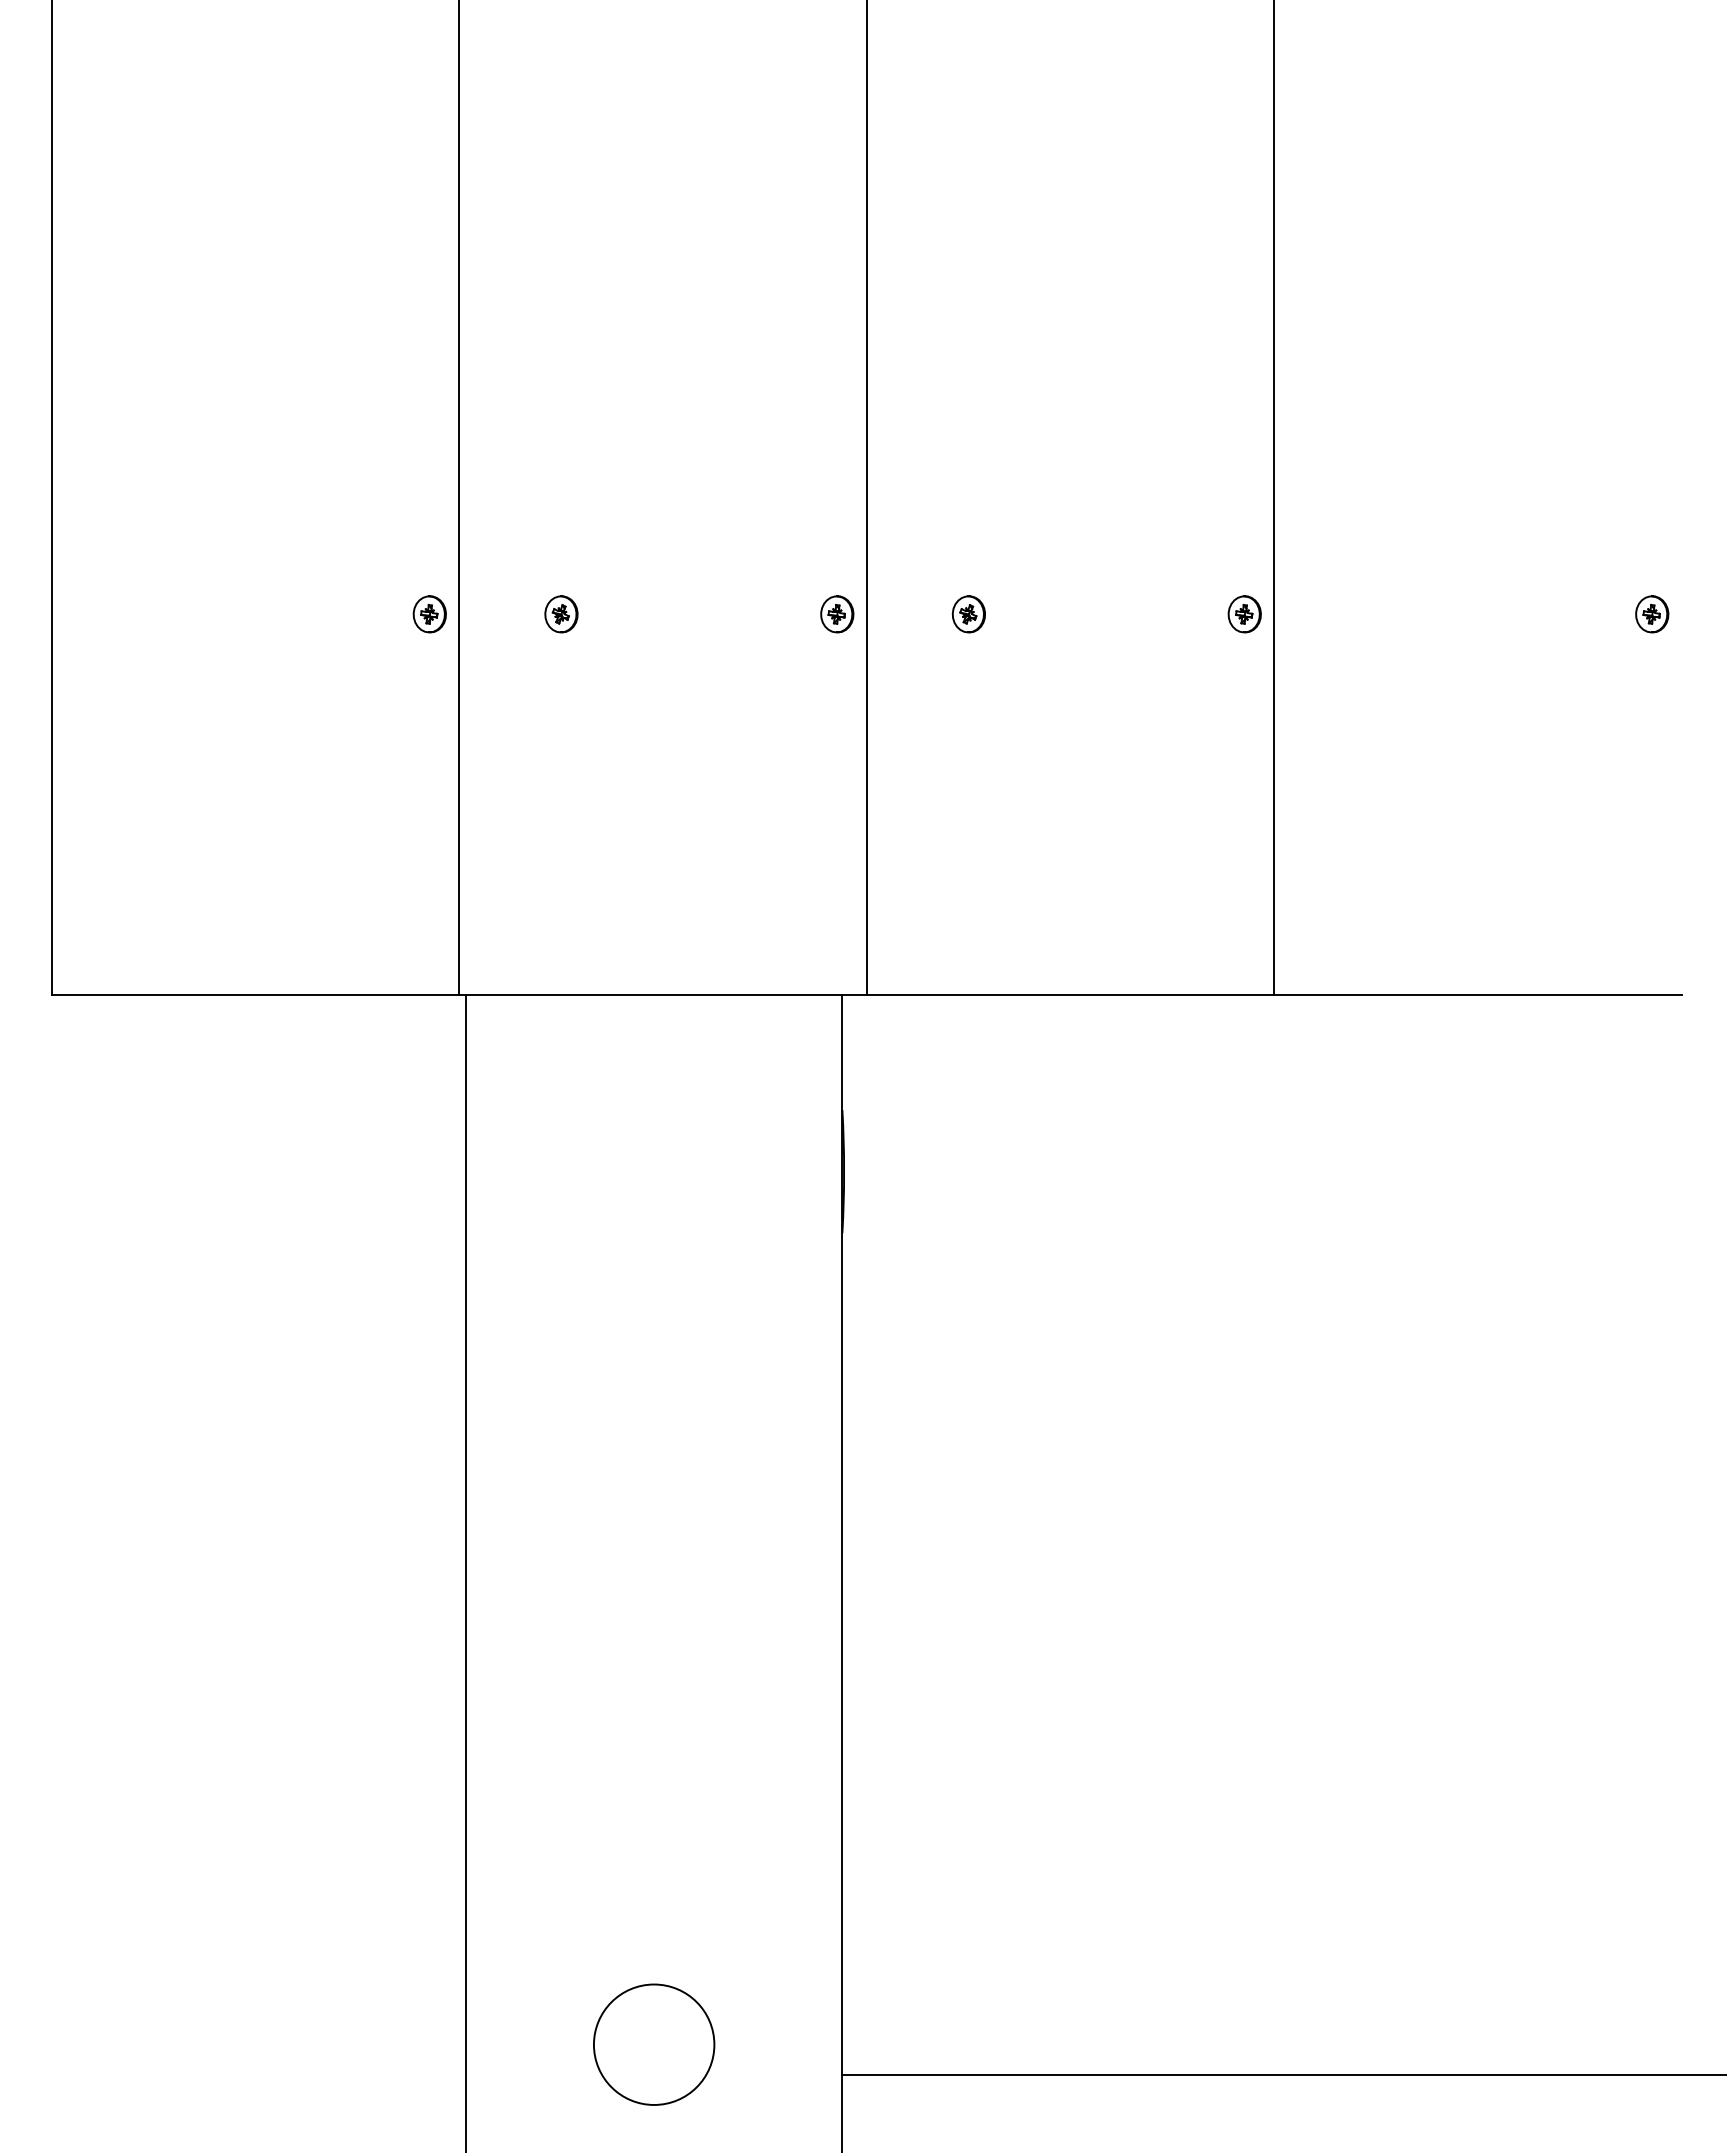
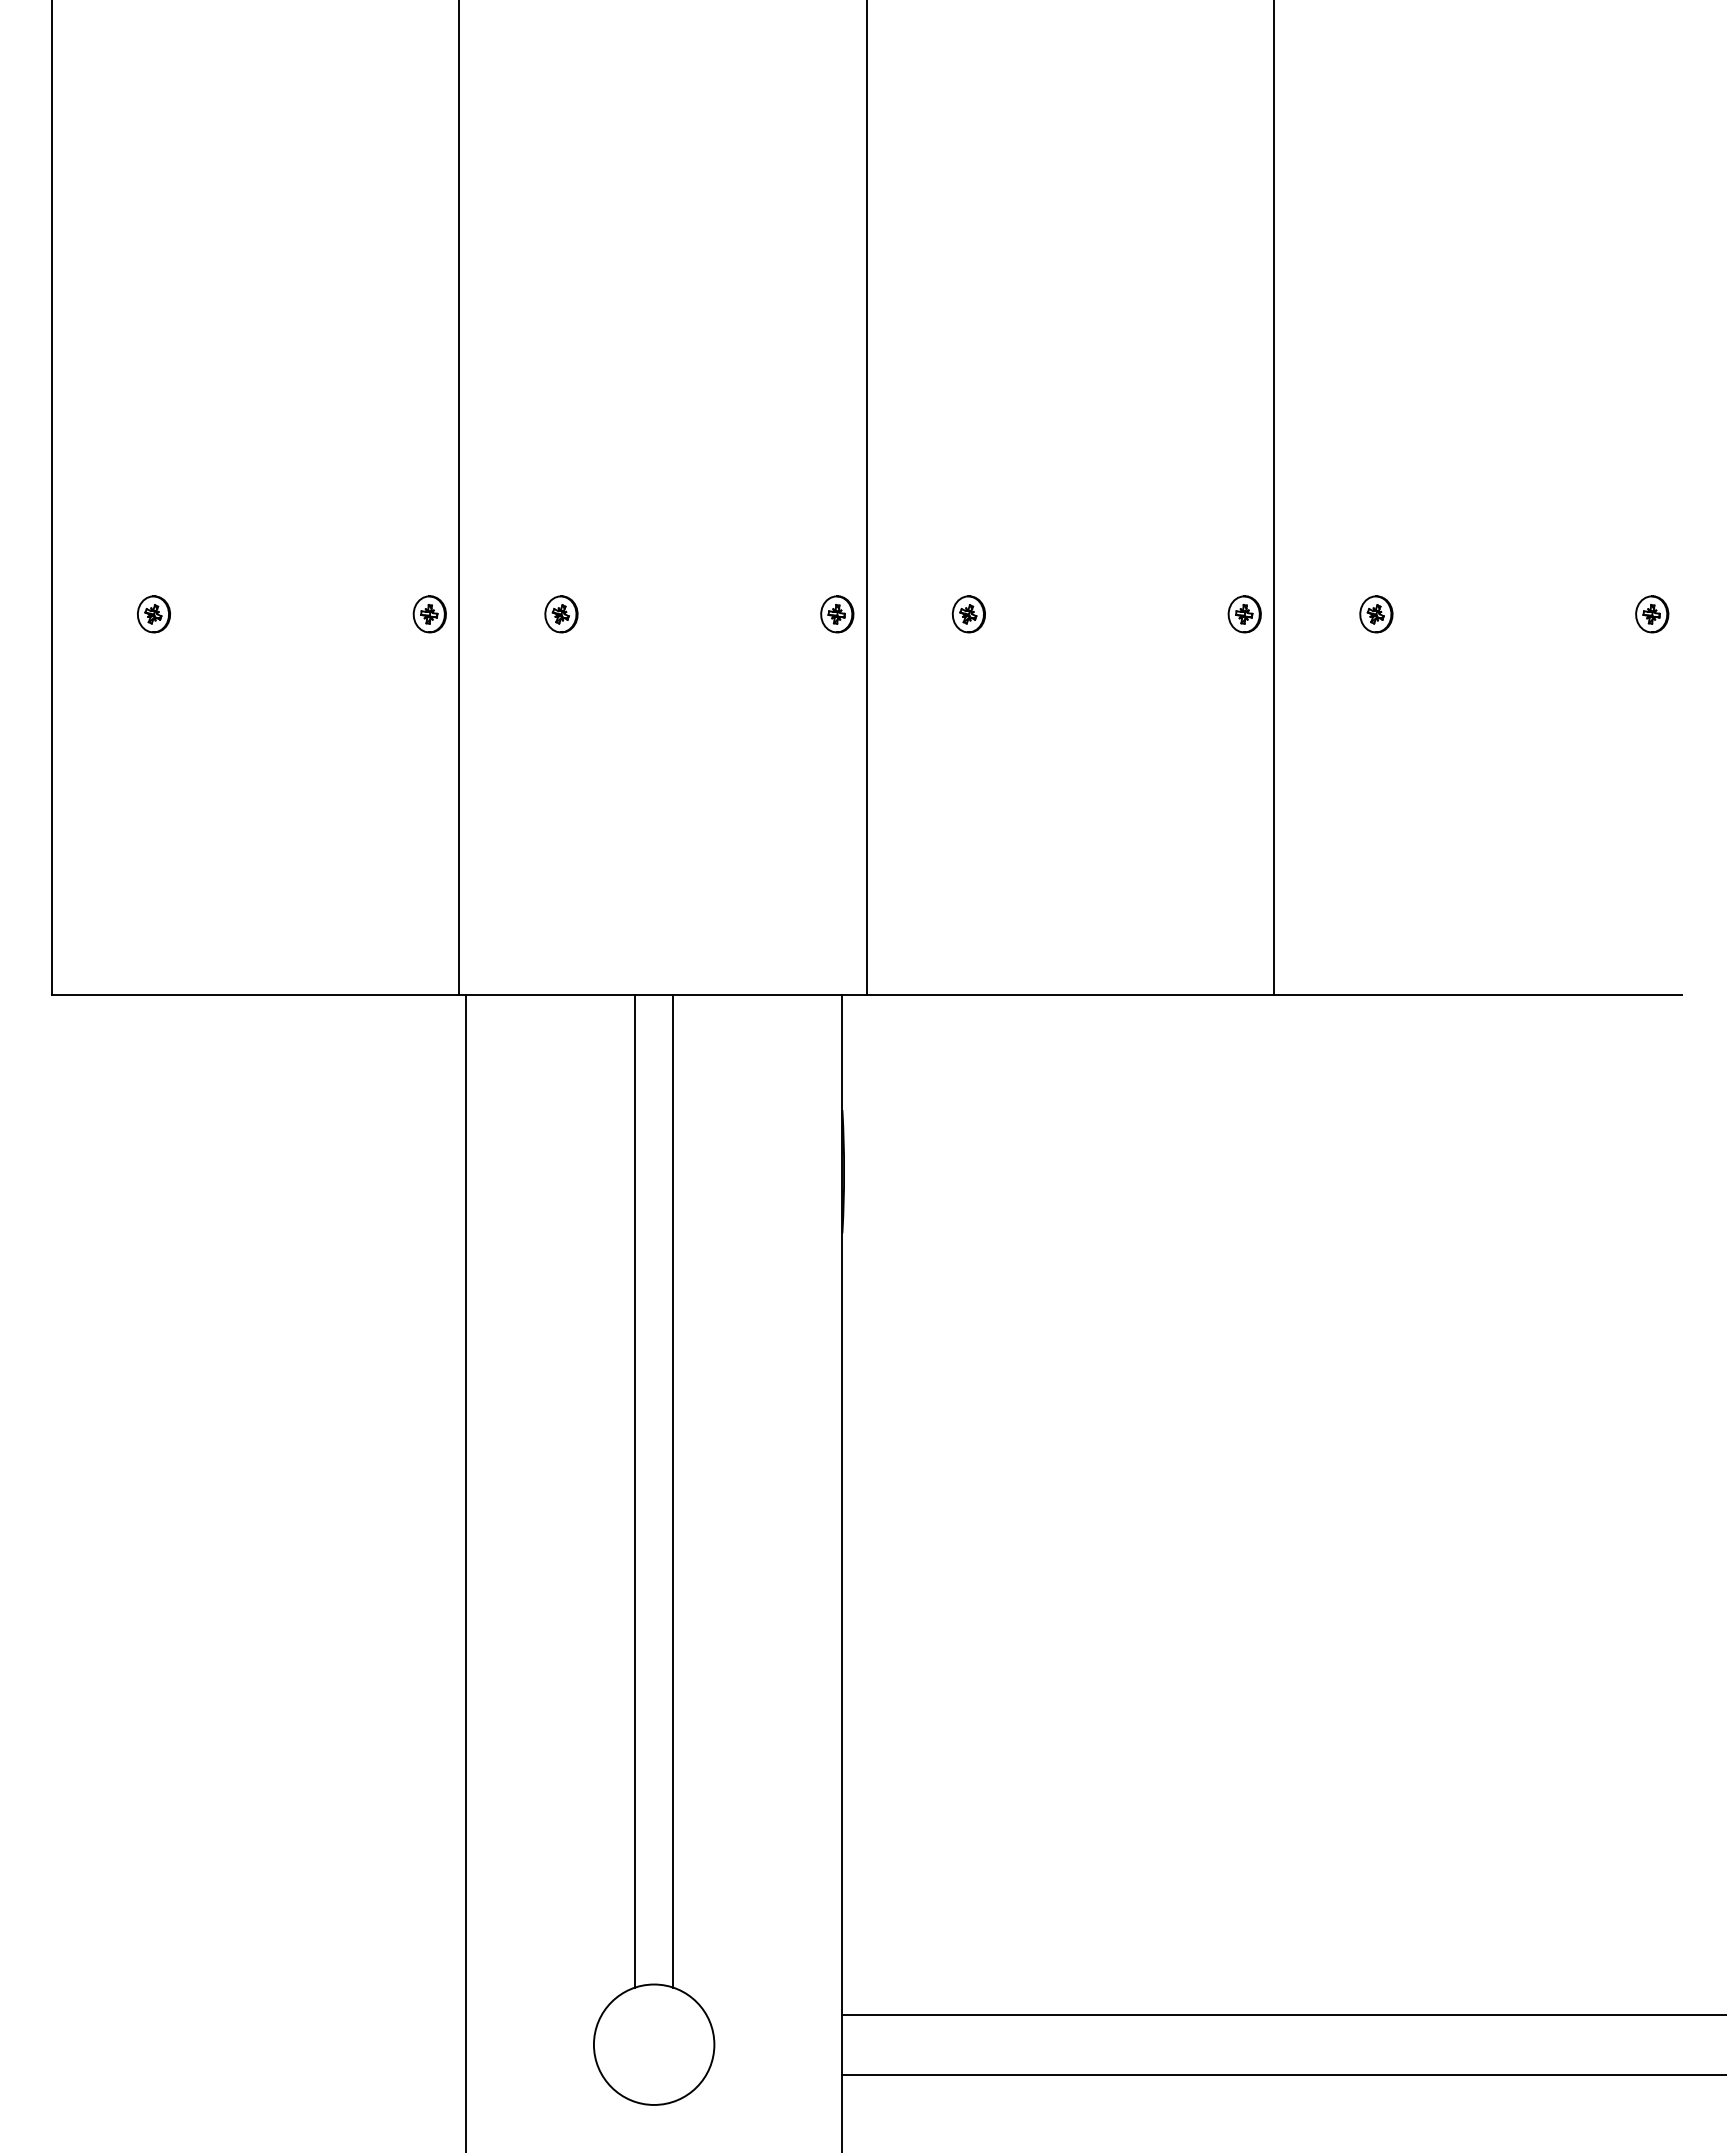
part: none -> present (154, 614)
part: none -> present (1376, 614)
line: none -> present (635, 1490)
line: none -> present (672, 1490)
line: none -> present (1282, 2014)
